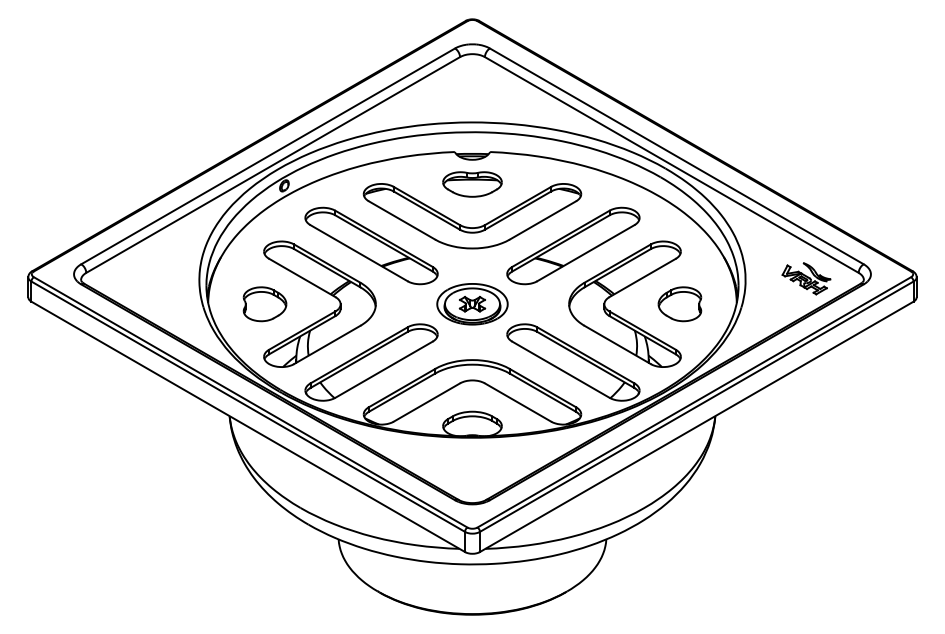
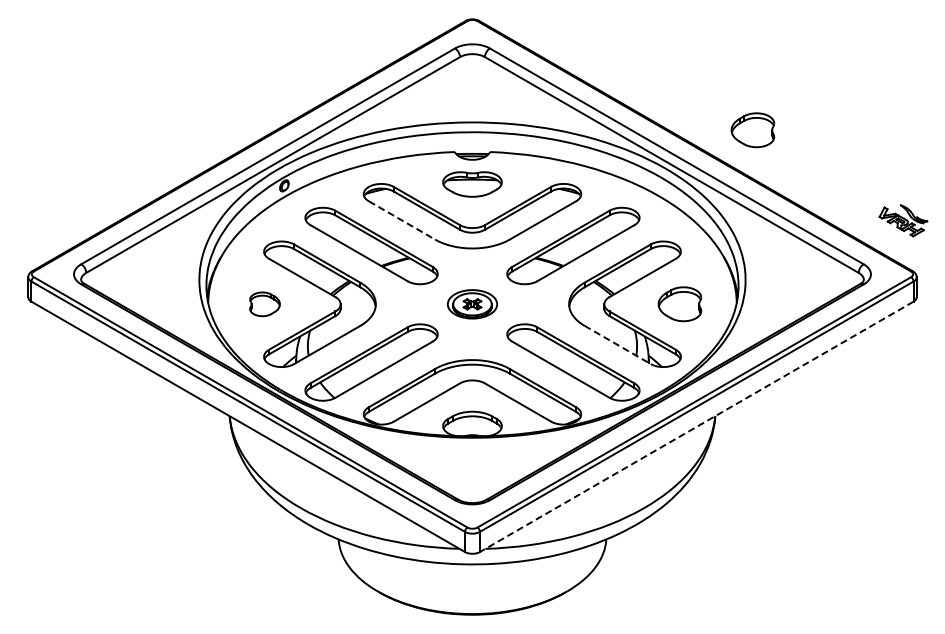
part: none -> present (752, 130)
line: solid -> dashed (402, 220)
part position: (806, 278) -> (903, 220) (903, 220)
part size: 46x37 px -> 32x27 px (264, 304)
part size: 73x43 px -> 51x31 px (472, 304)
line: solid -> dashed (618, 345)
line: solid -> dashed (696, 427)
